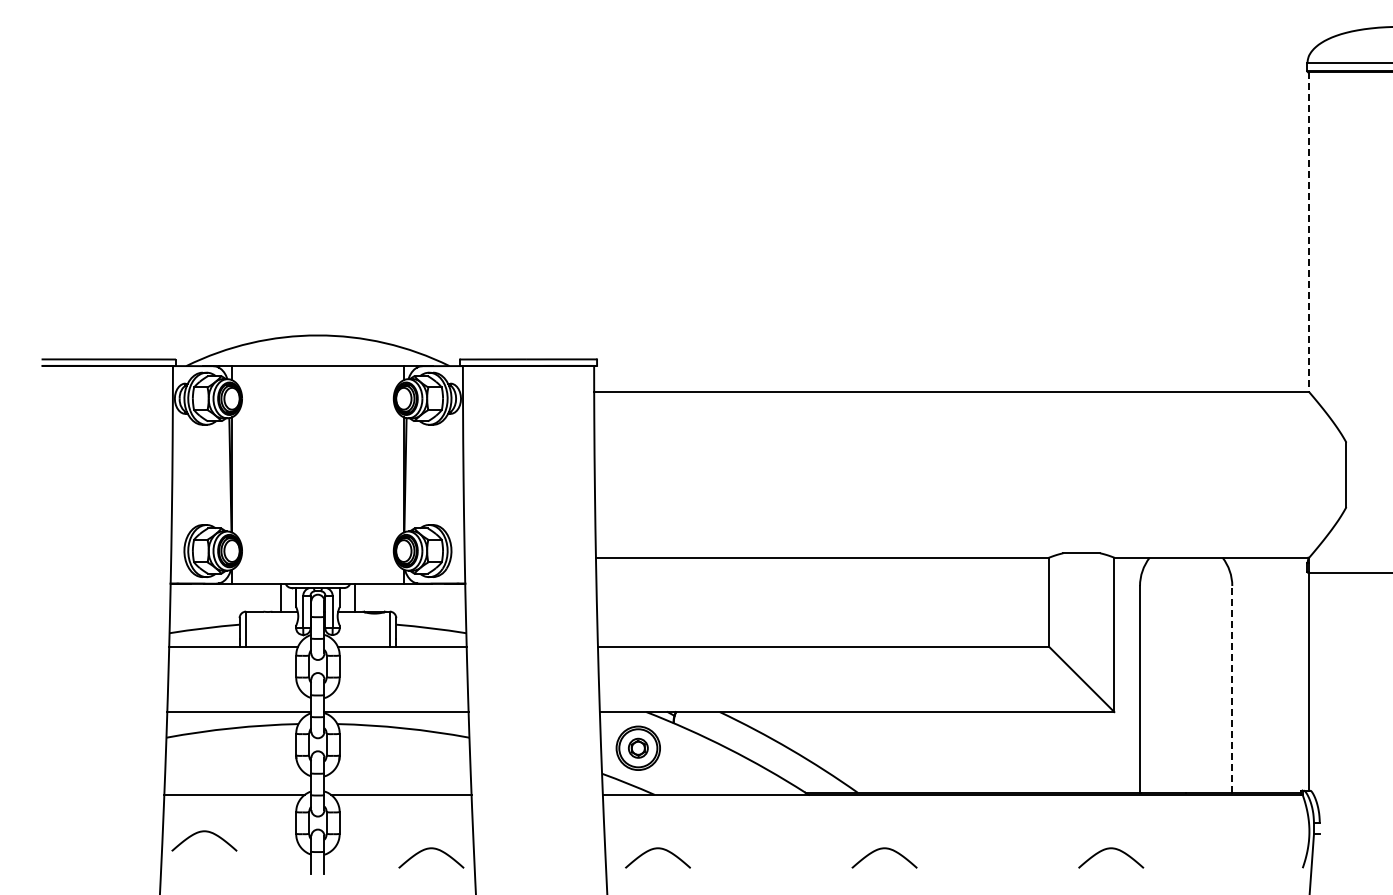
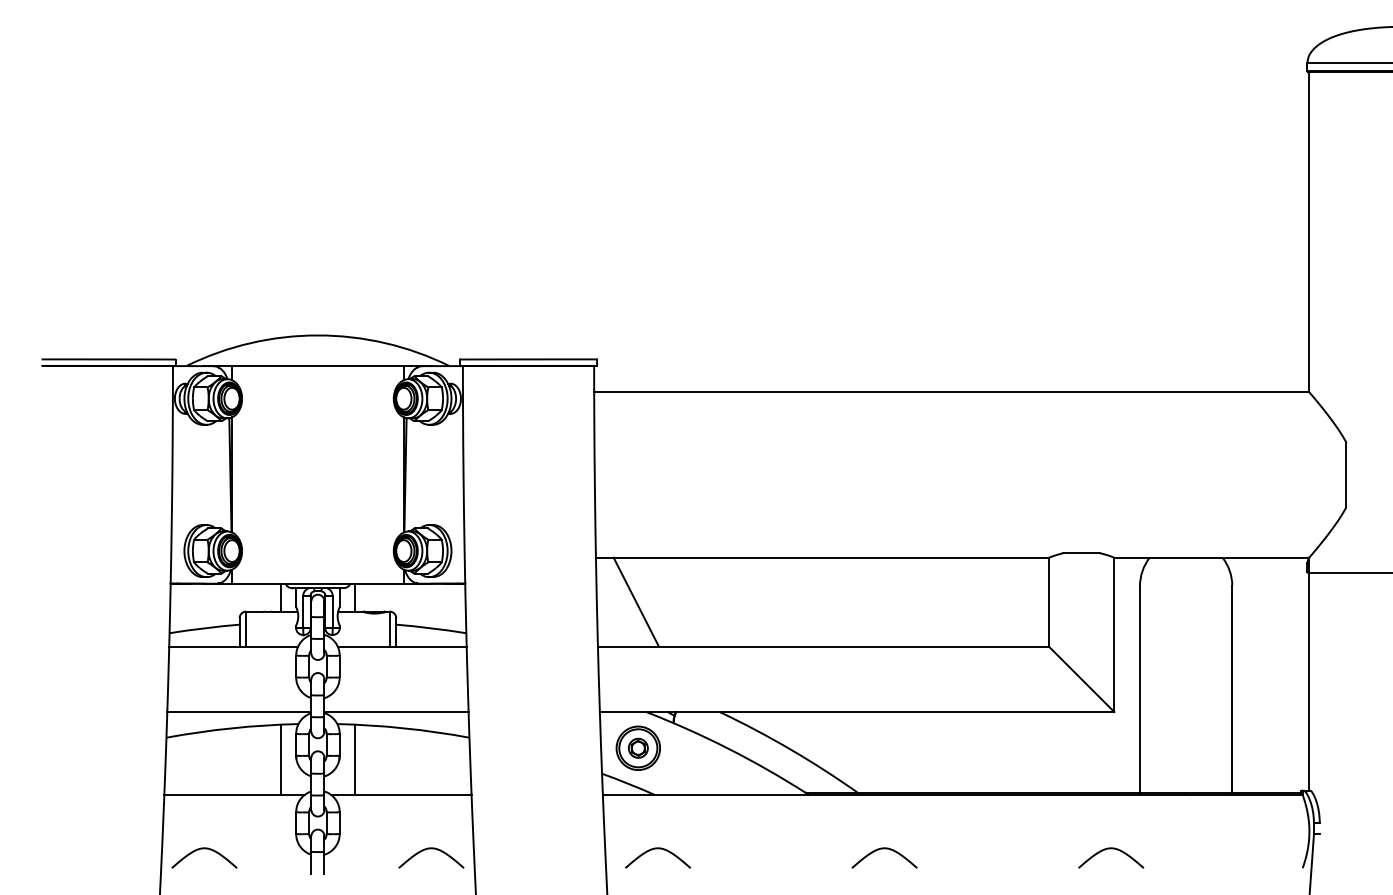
line: dashed -> solid (1309, 232)
line: none -> present (636, 601)
line: dashed -> solid (1232, 688)
line: none -> present (281, 759)
line: none -> present (354, 759)
curve position: (204, 832) -> (204, 849) (204, 849)
